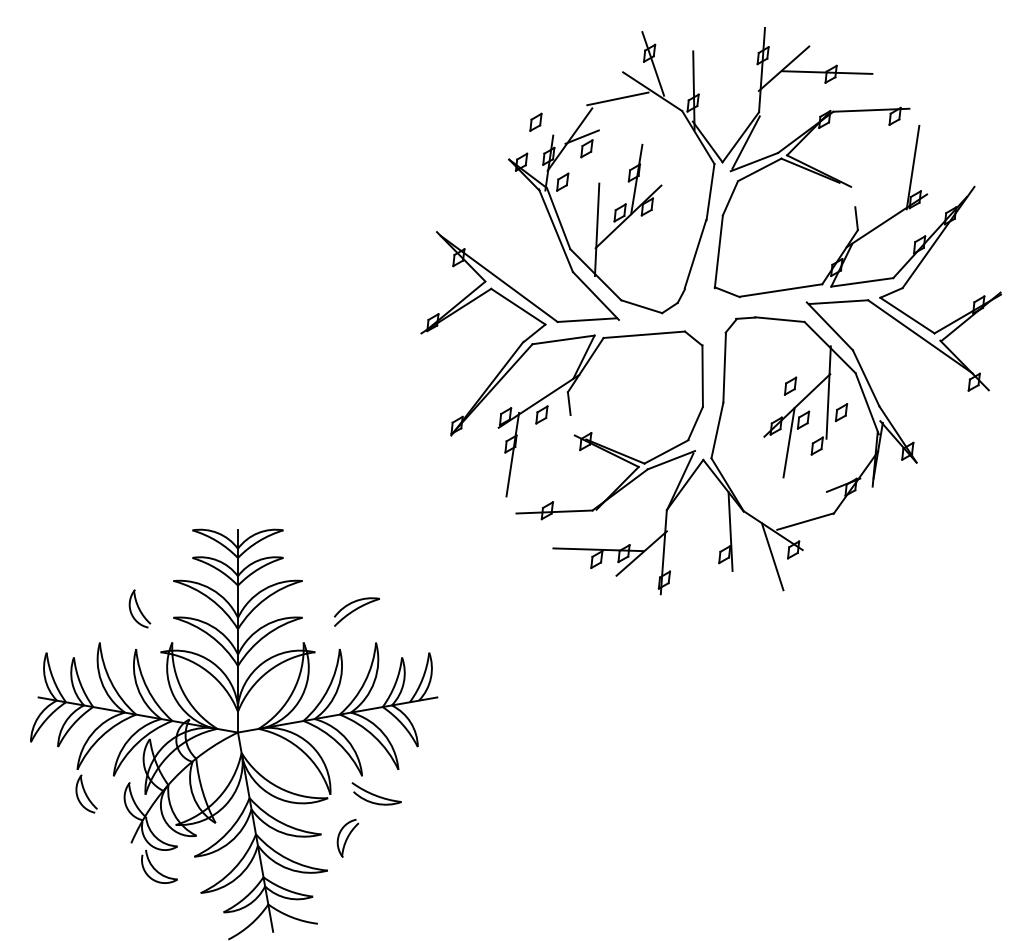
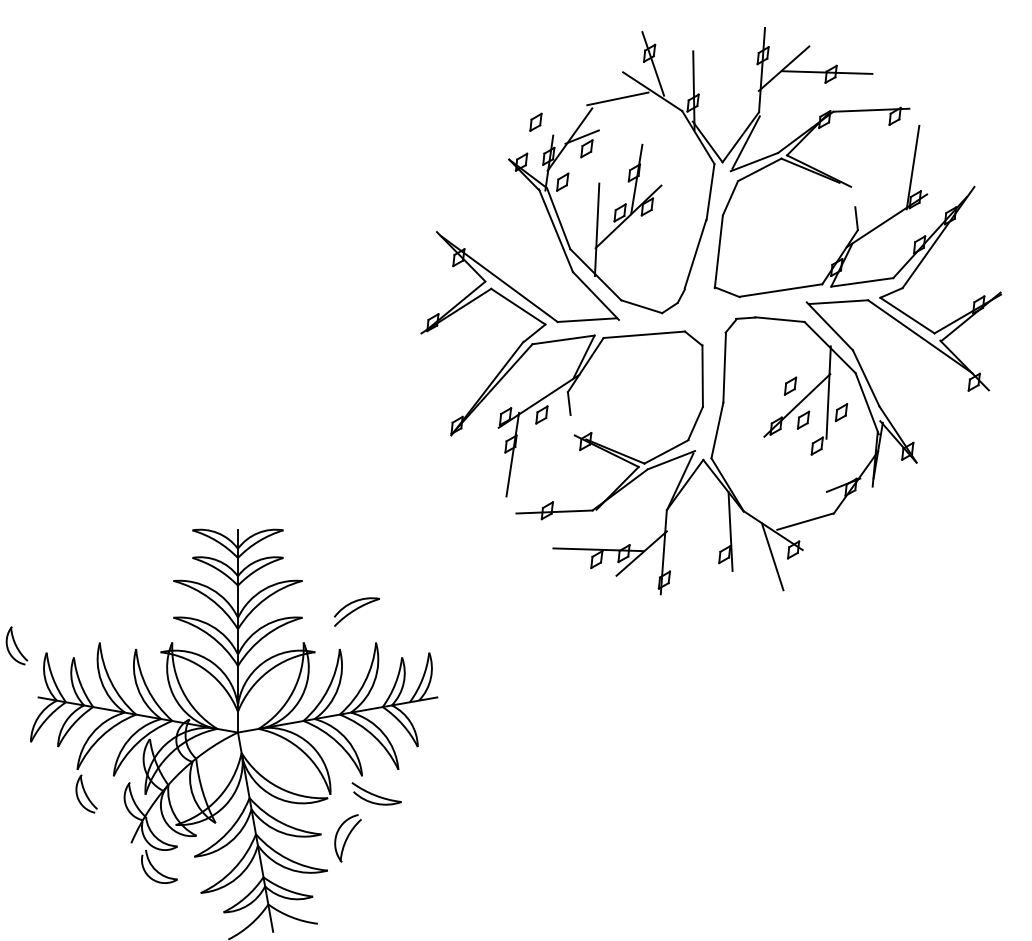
line: present -> none (788, 442)
part position: (139, 608) -> (16, 645) (16, 645)
part size: 24x39 px -> 28x49 px (347, 838)
